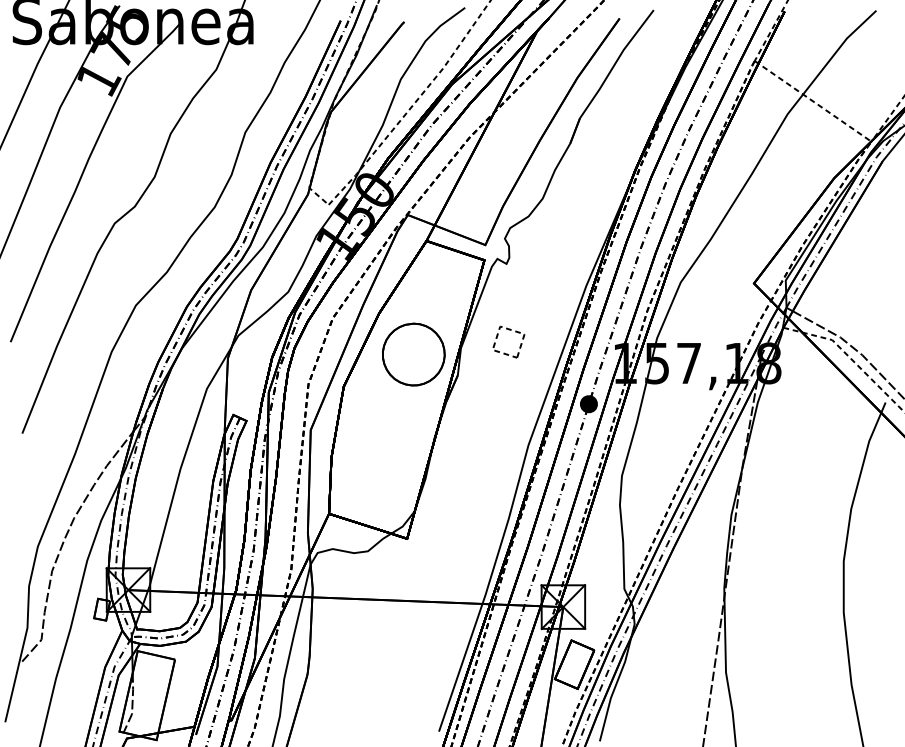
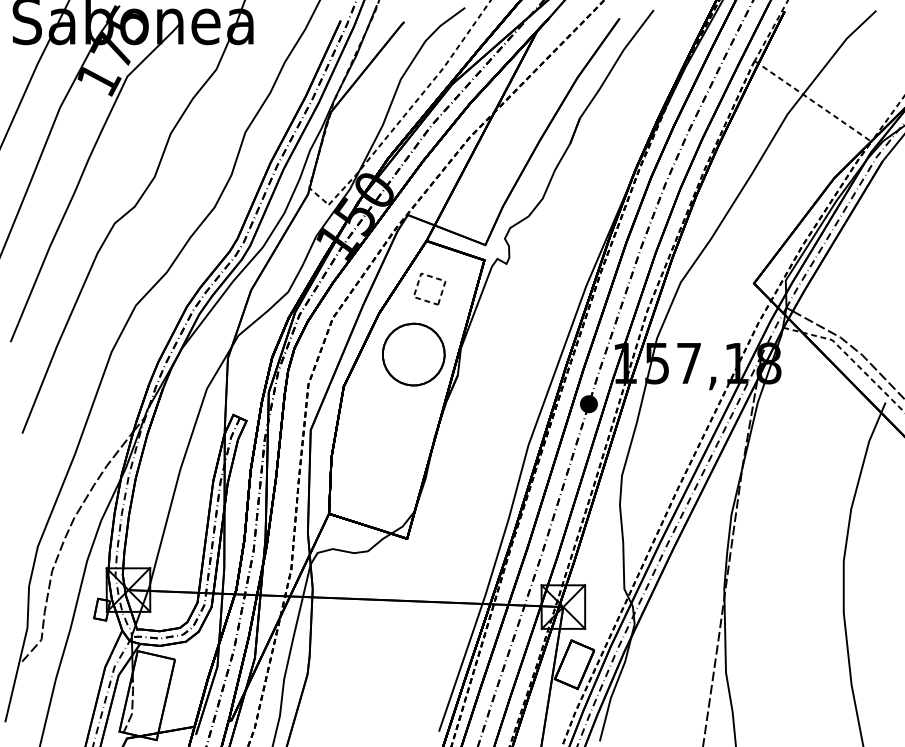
part position: (508, 330) -> (429, 277) (429, 277)
